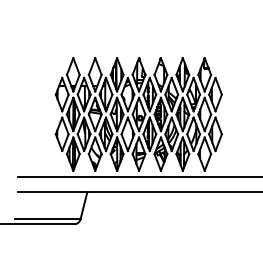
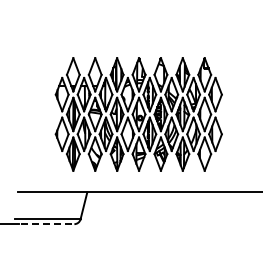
line: present -> none (138, 176)
line: solid -> dashed (47, 224)
